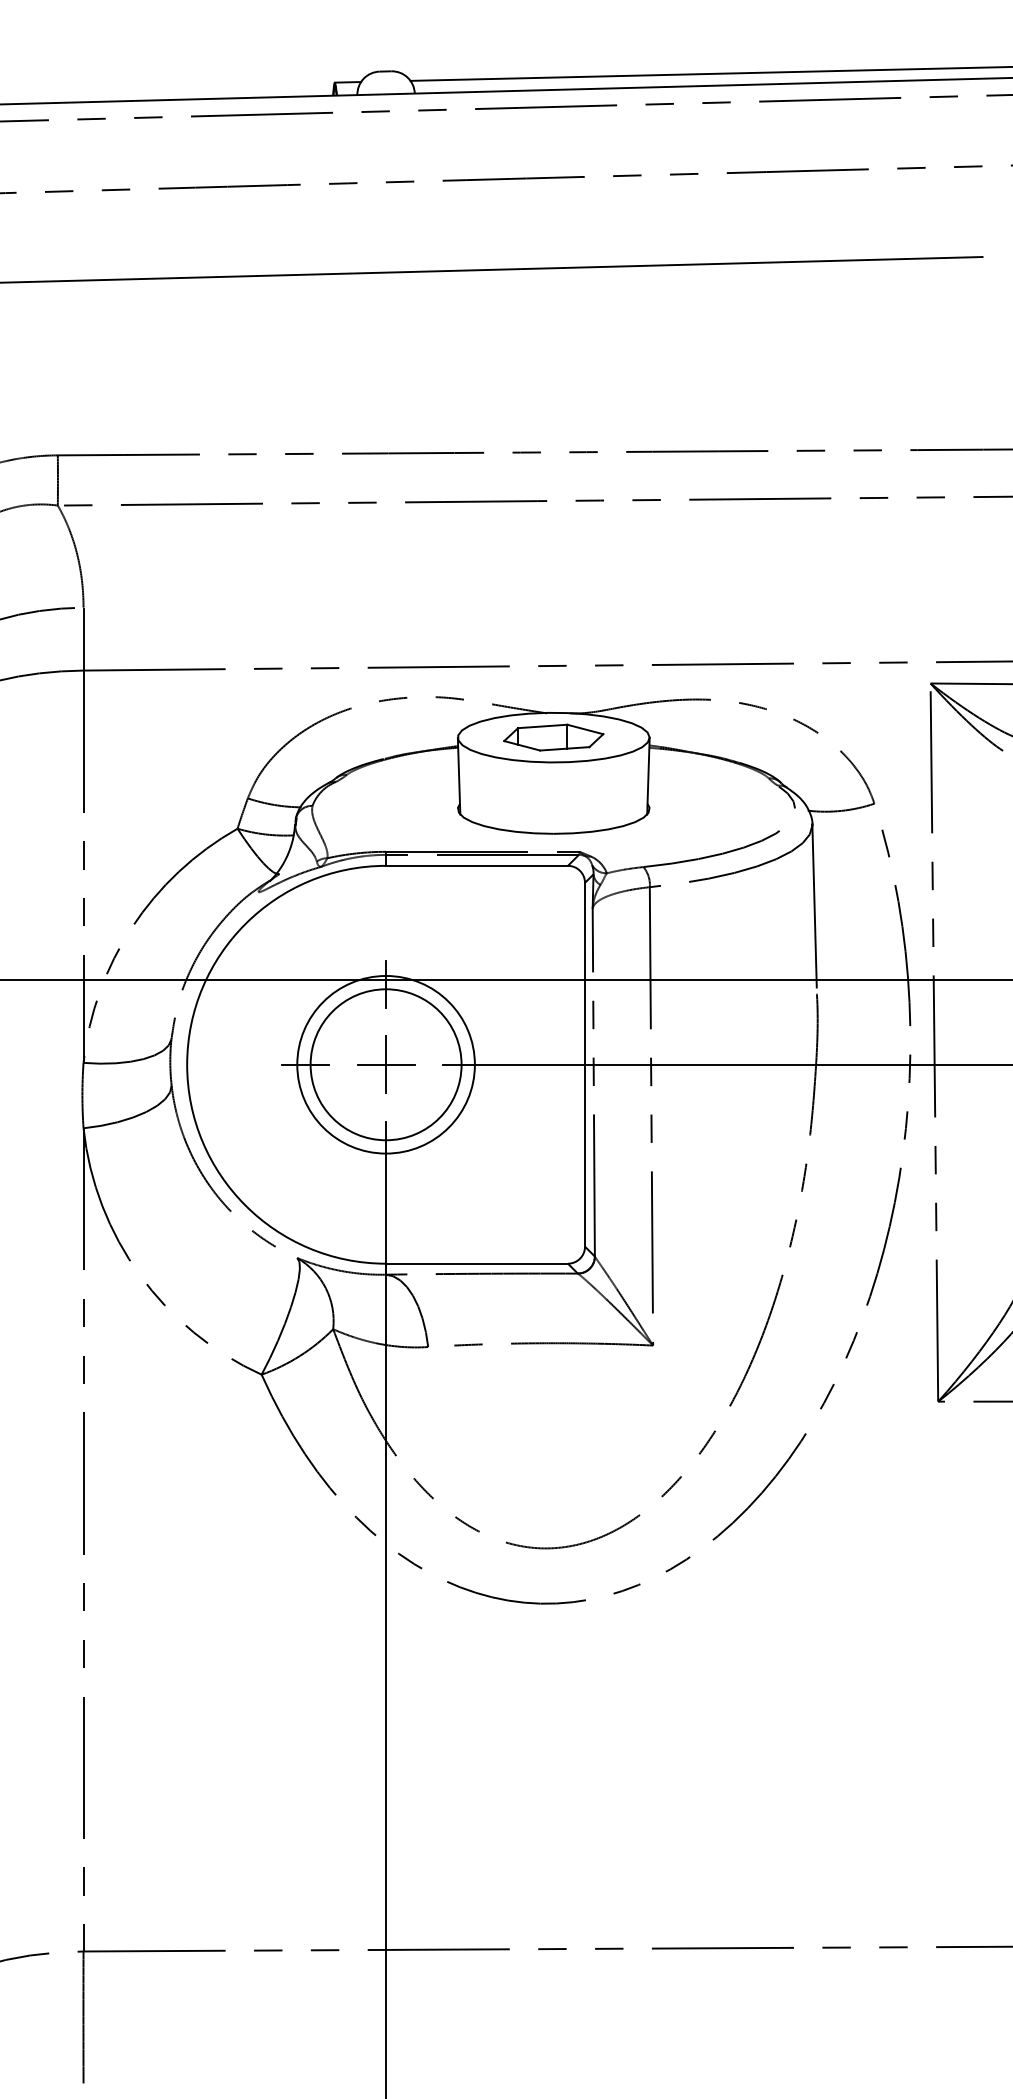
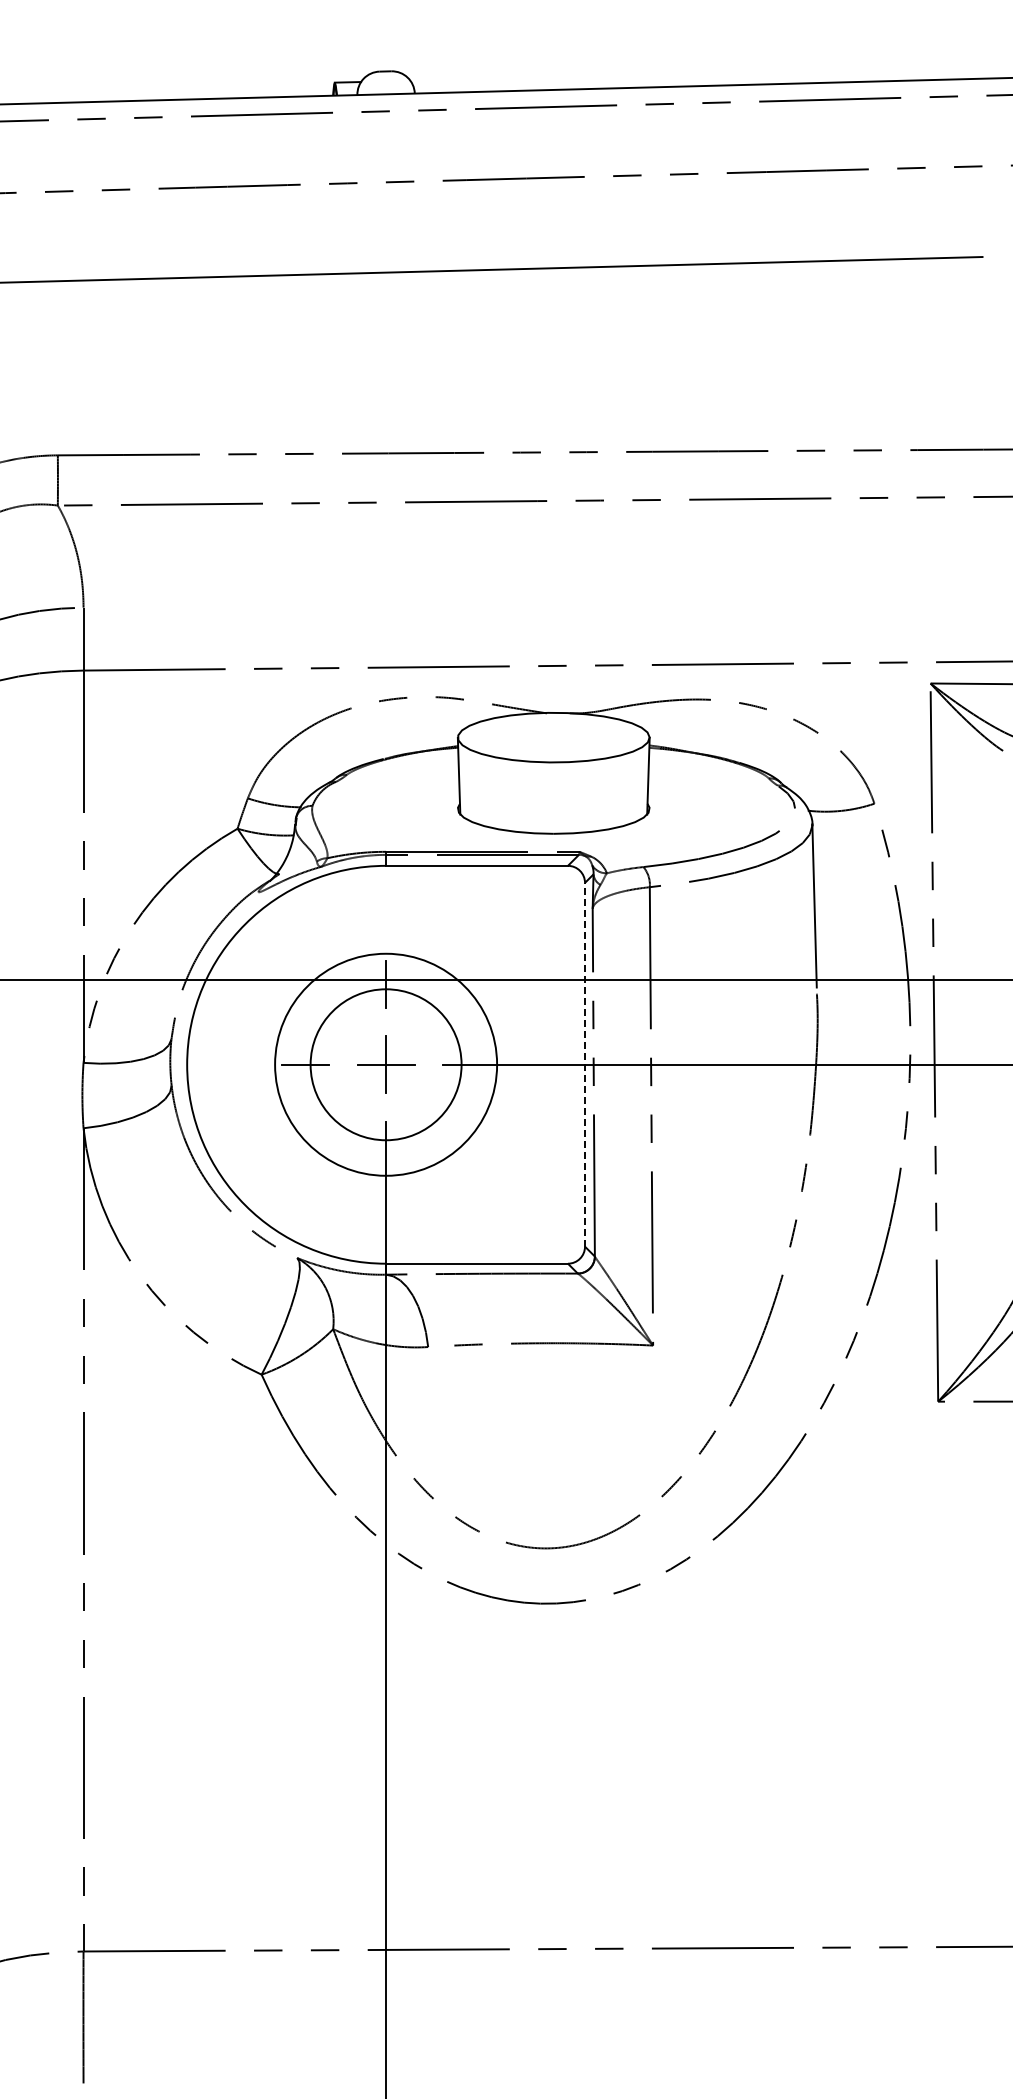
line: present -> none (709, 73)
part: present -> none (553, 737)
circle diameter: 178 px -> 222 px (386, 1064)
line: solid -> dashed (585, 1064)
